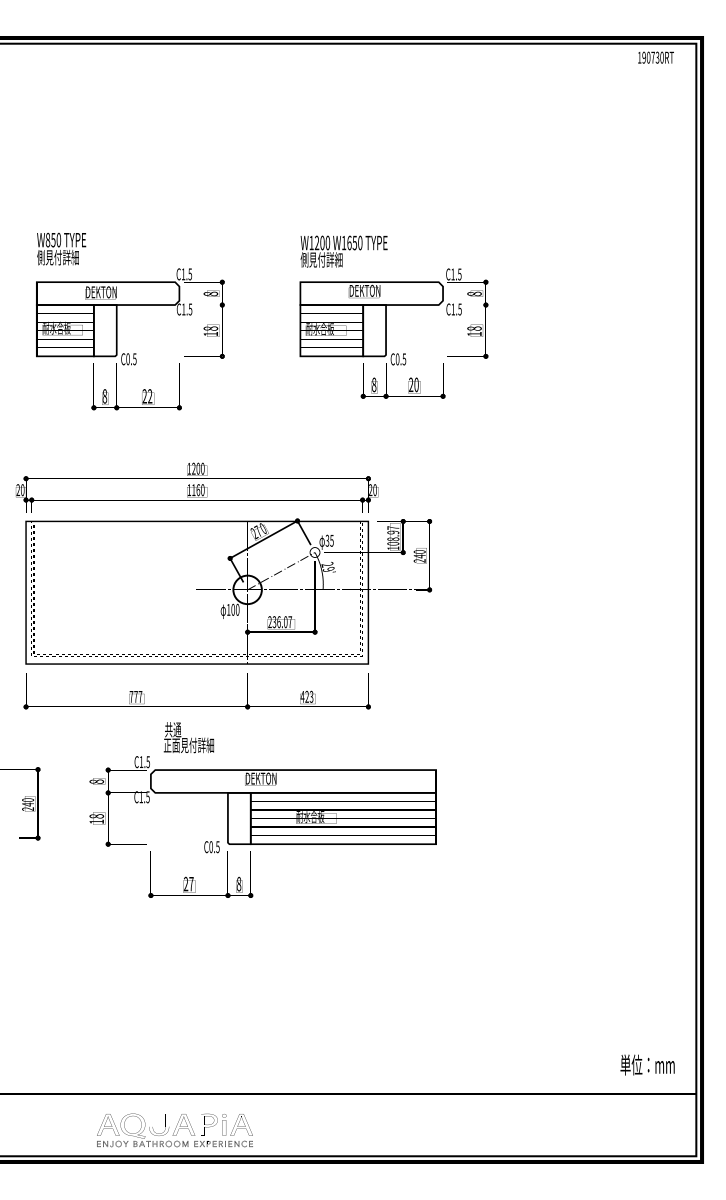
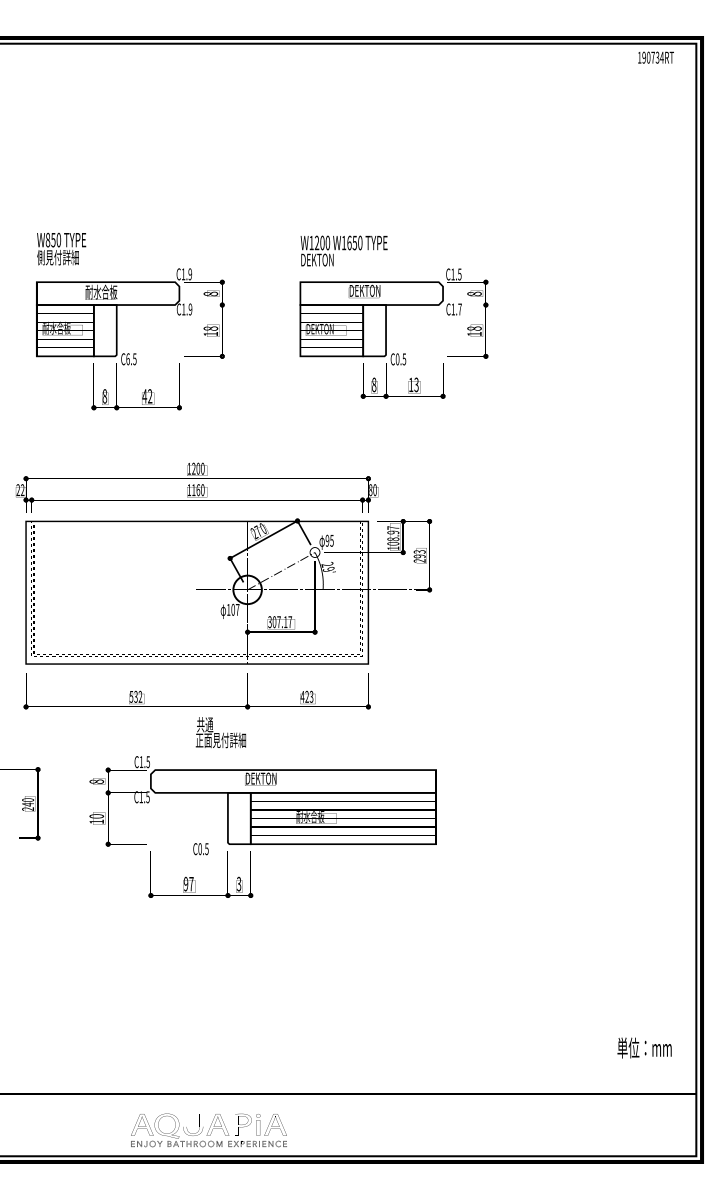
text: 190730RT -> 190734RT (661, 57)
text: 側見付詳細 -> DEKTON (321, 259)
text: C1.5 -> C1.9 (190, 274)
text: DEKTON -> 耐水合板 (101, 291)
text: C1.5 -> C1.9 (190, 309)
text: C1.5 -> C1.7 (459, 309)
text: 耐水合板 -> DEKTON (319, 329)
text: C0.5 -> C6.5 (127, 358)
text: 20 -> 13 (413, 384)
text: 22 -> 42 (144, 396)
text: 20 -> 22 (22, 490)
text: 20 -> 80 (370, 490)
text: 35 -> 95 (327, 540)
text: 240 -> 293 (419, 554)
text: 100 -> 107 (237, 609)
text: 236.07 -> 307.17 (277, 622)
text: 777 -> 532 (135, 696)
text position: (188, 737) -> (220, 732) (220, 732)
text: 18 -> 10 (97, 816)
text position: (211, 847) -> (200, 849) (200, 849)
text: 27 -> 97 (185, 884)
text: 8 -> 3 (238, 884)
text position: (647, 1064) -> (644, 1047) (644, 1047)
part position: (174, 1130) -> (208, 1130) (208, 1130)
